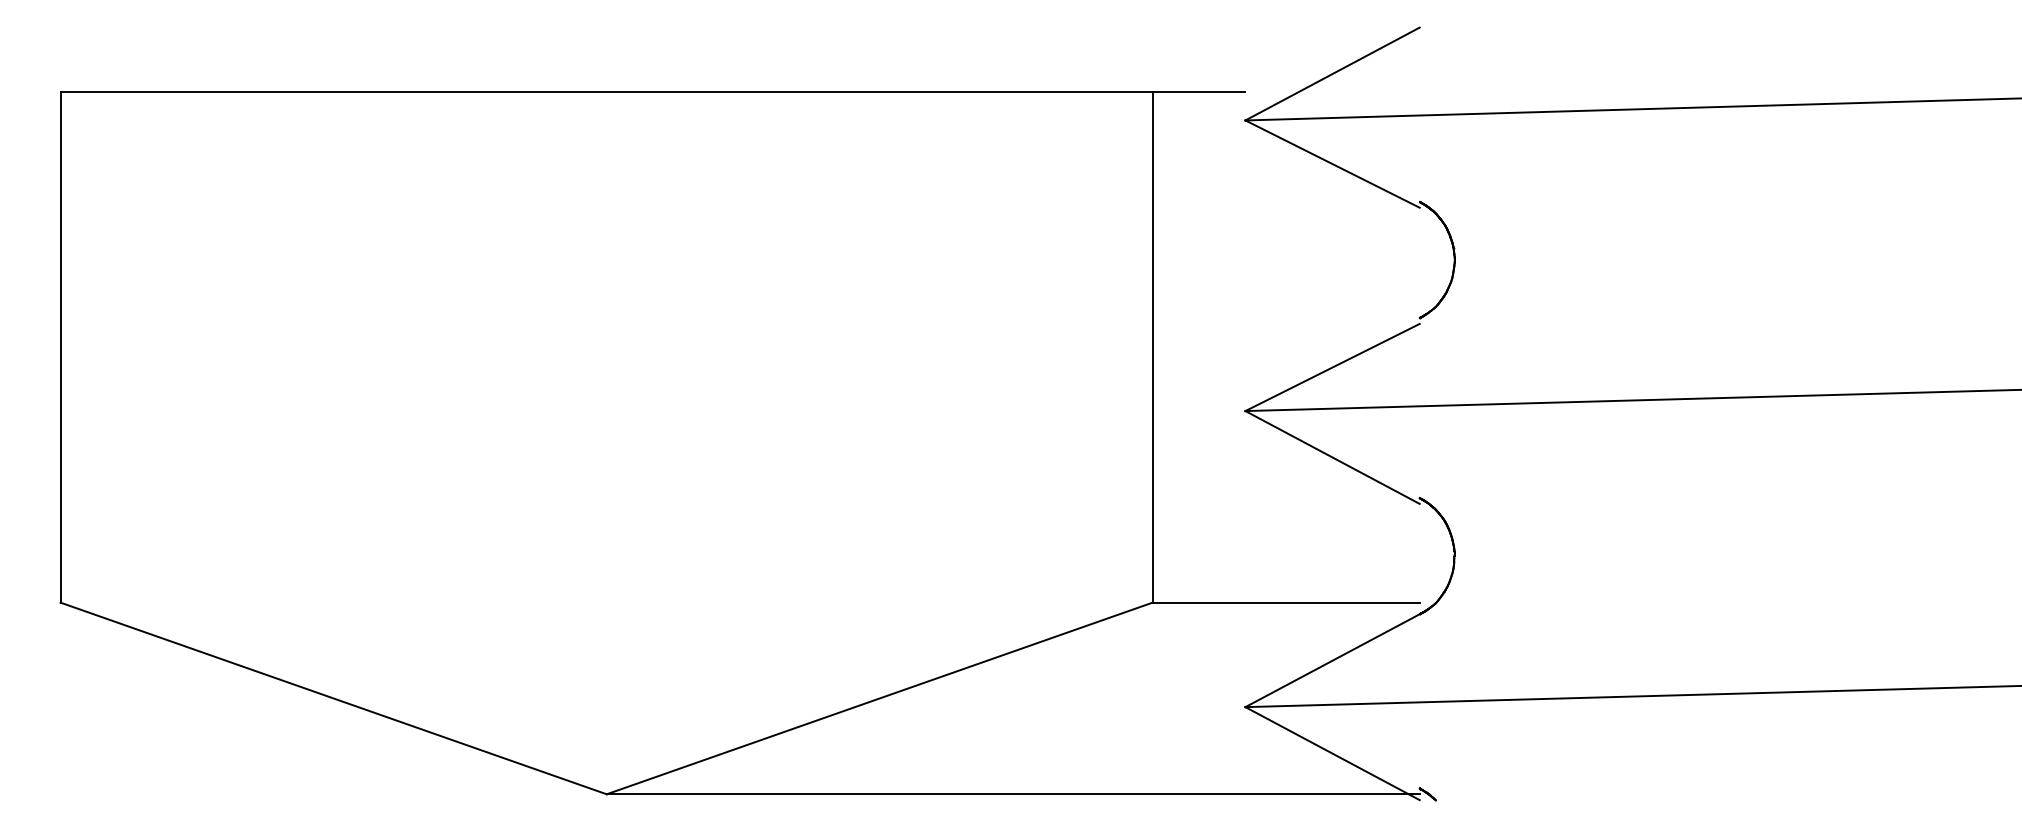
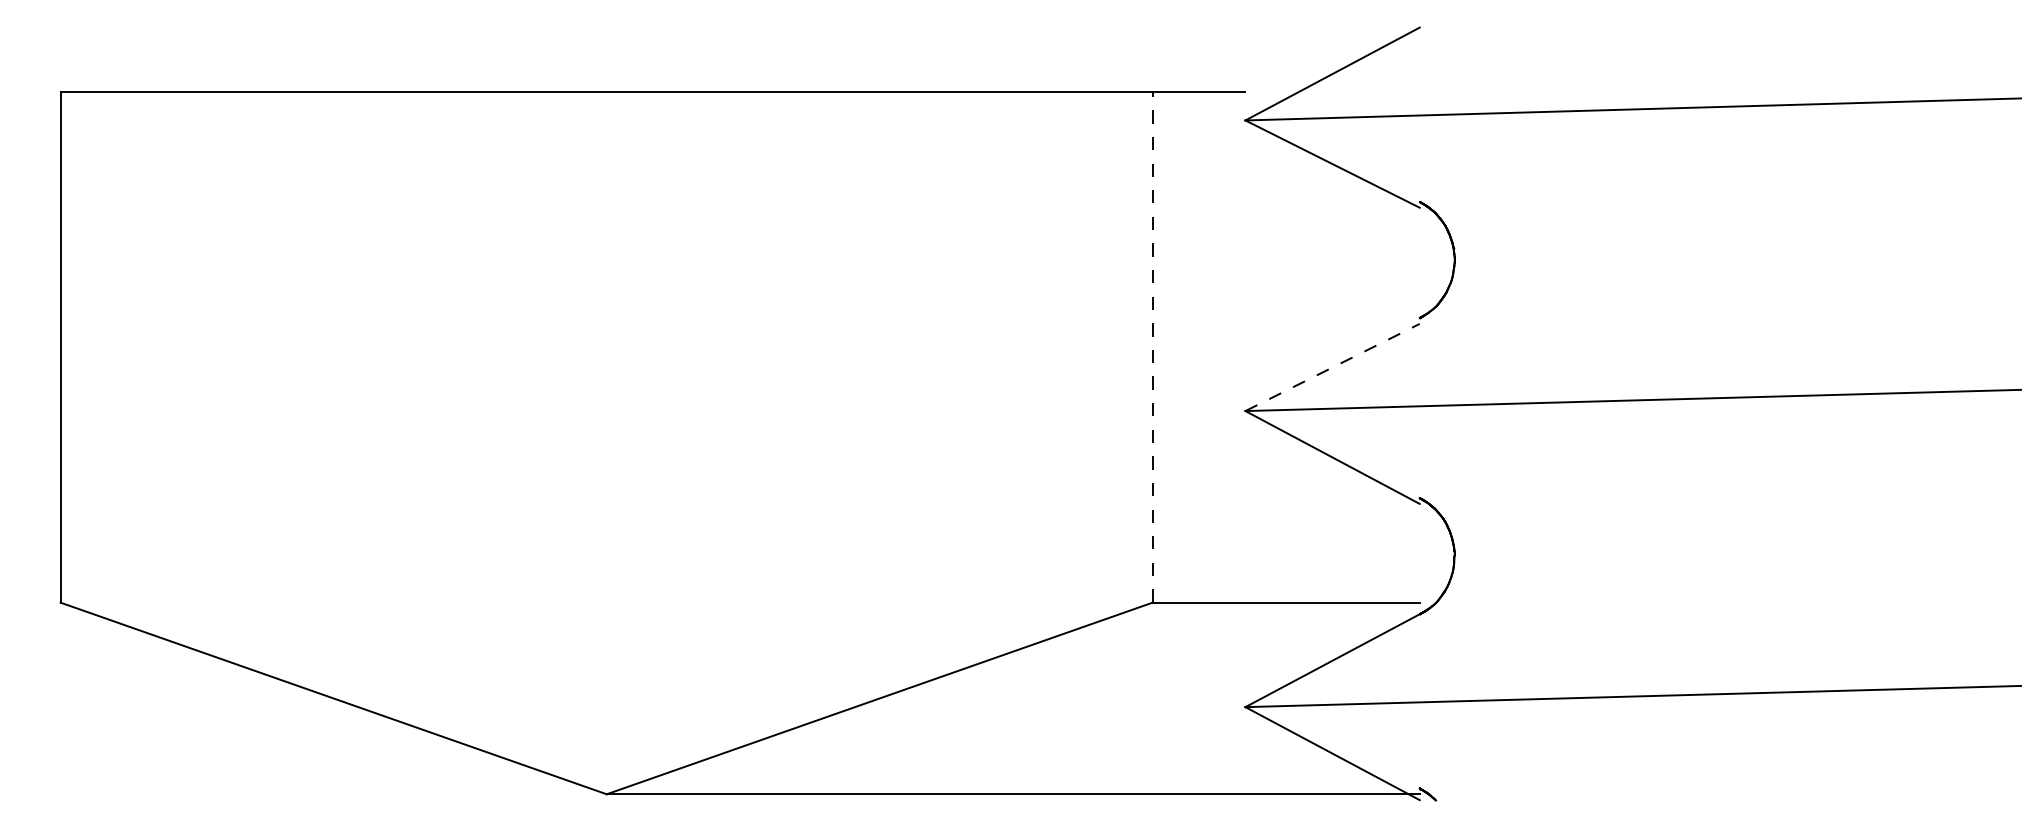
line: solid -> dashed (1152, 347)
line: solid -> dashed (1333, 367)
